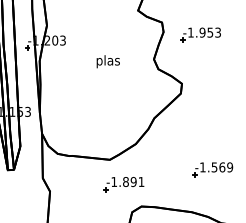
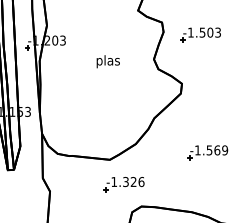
text: -1.953 -> -1.503 (206, 32)
part position: (212, 169) -> (207, 152) (207, 152)
text: -1.891 -> -1.326 (133, 181)
